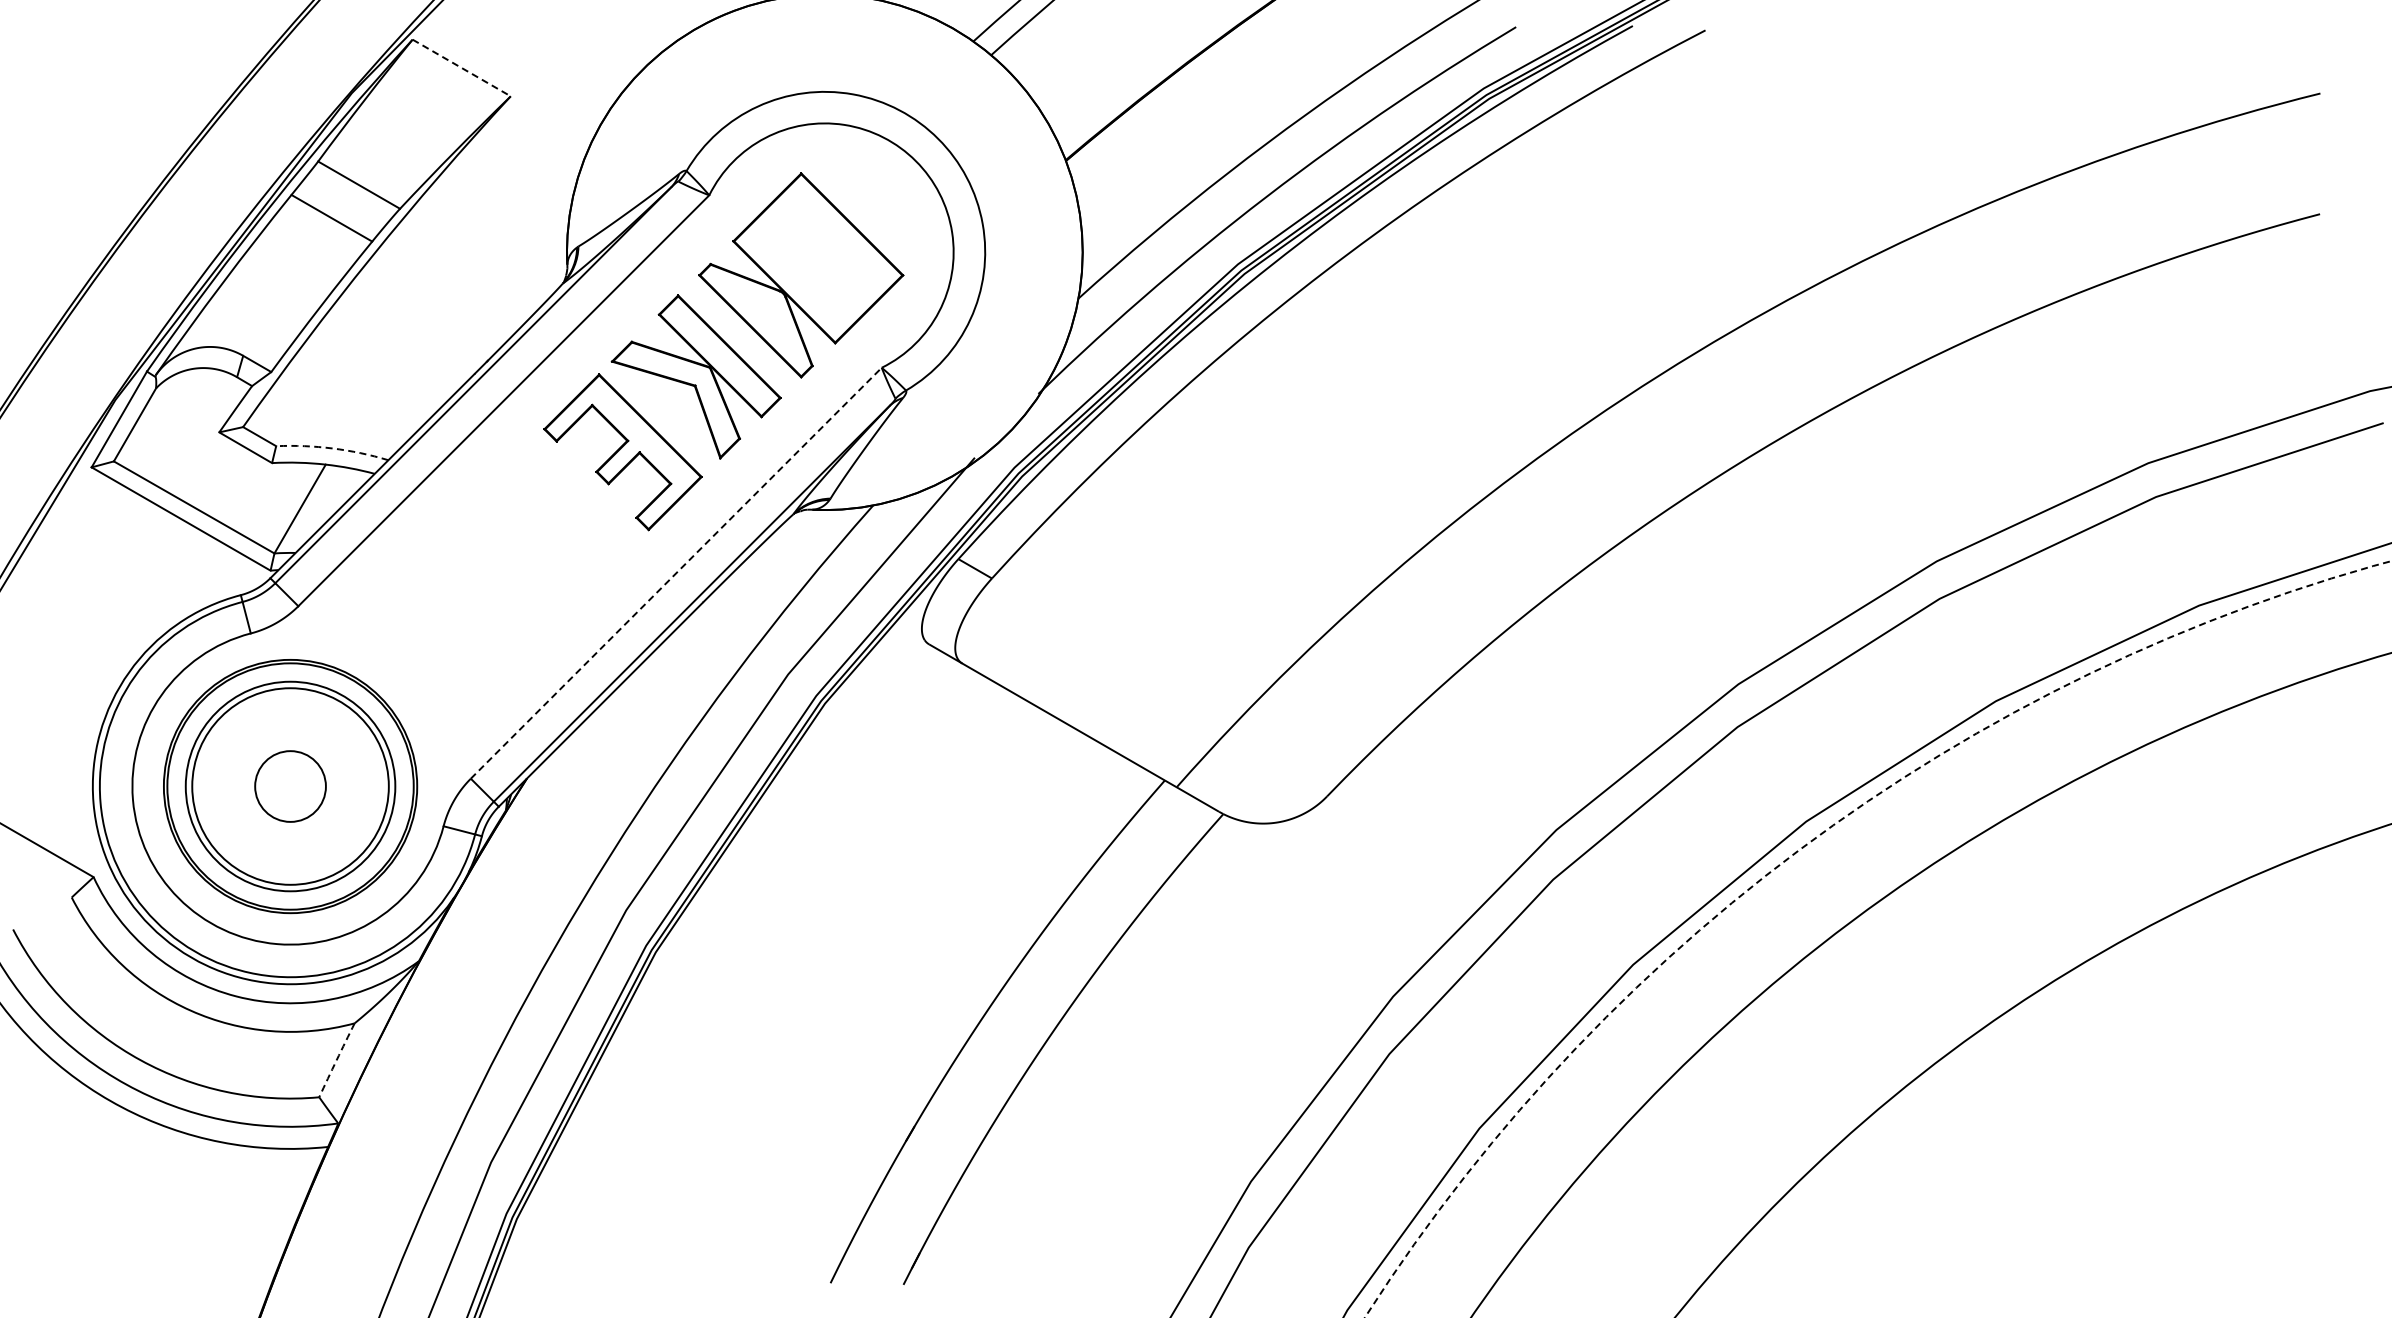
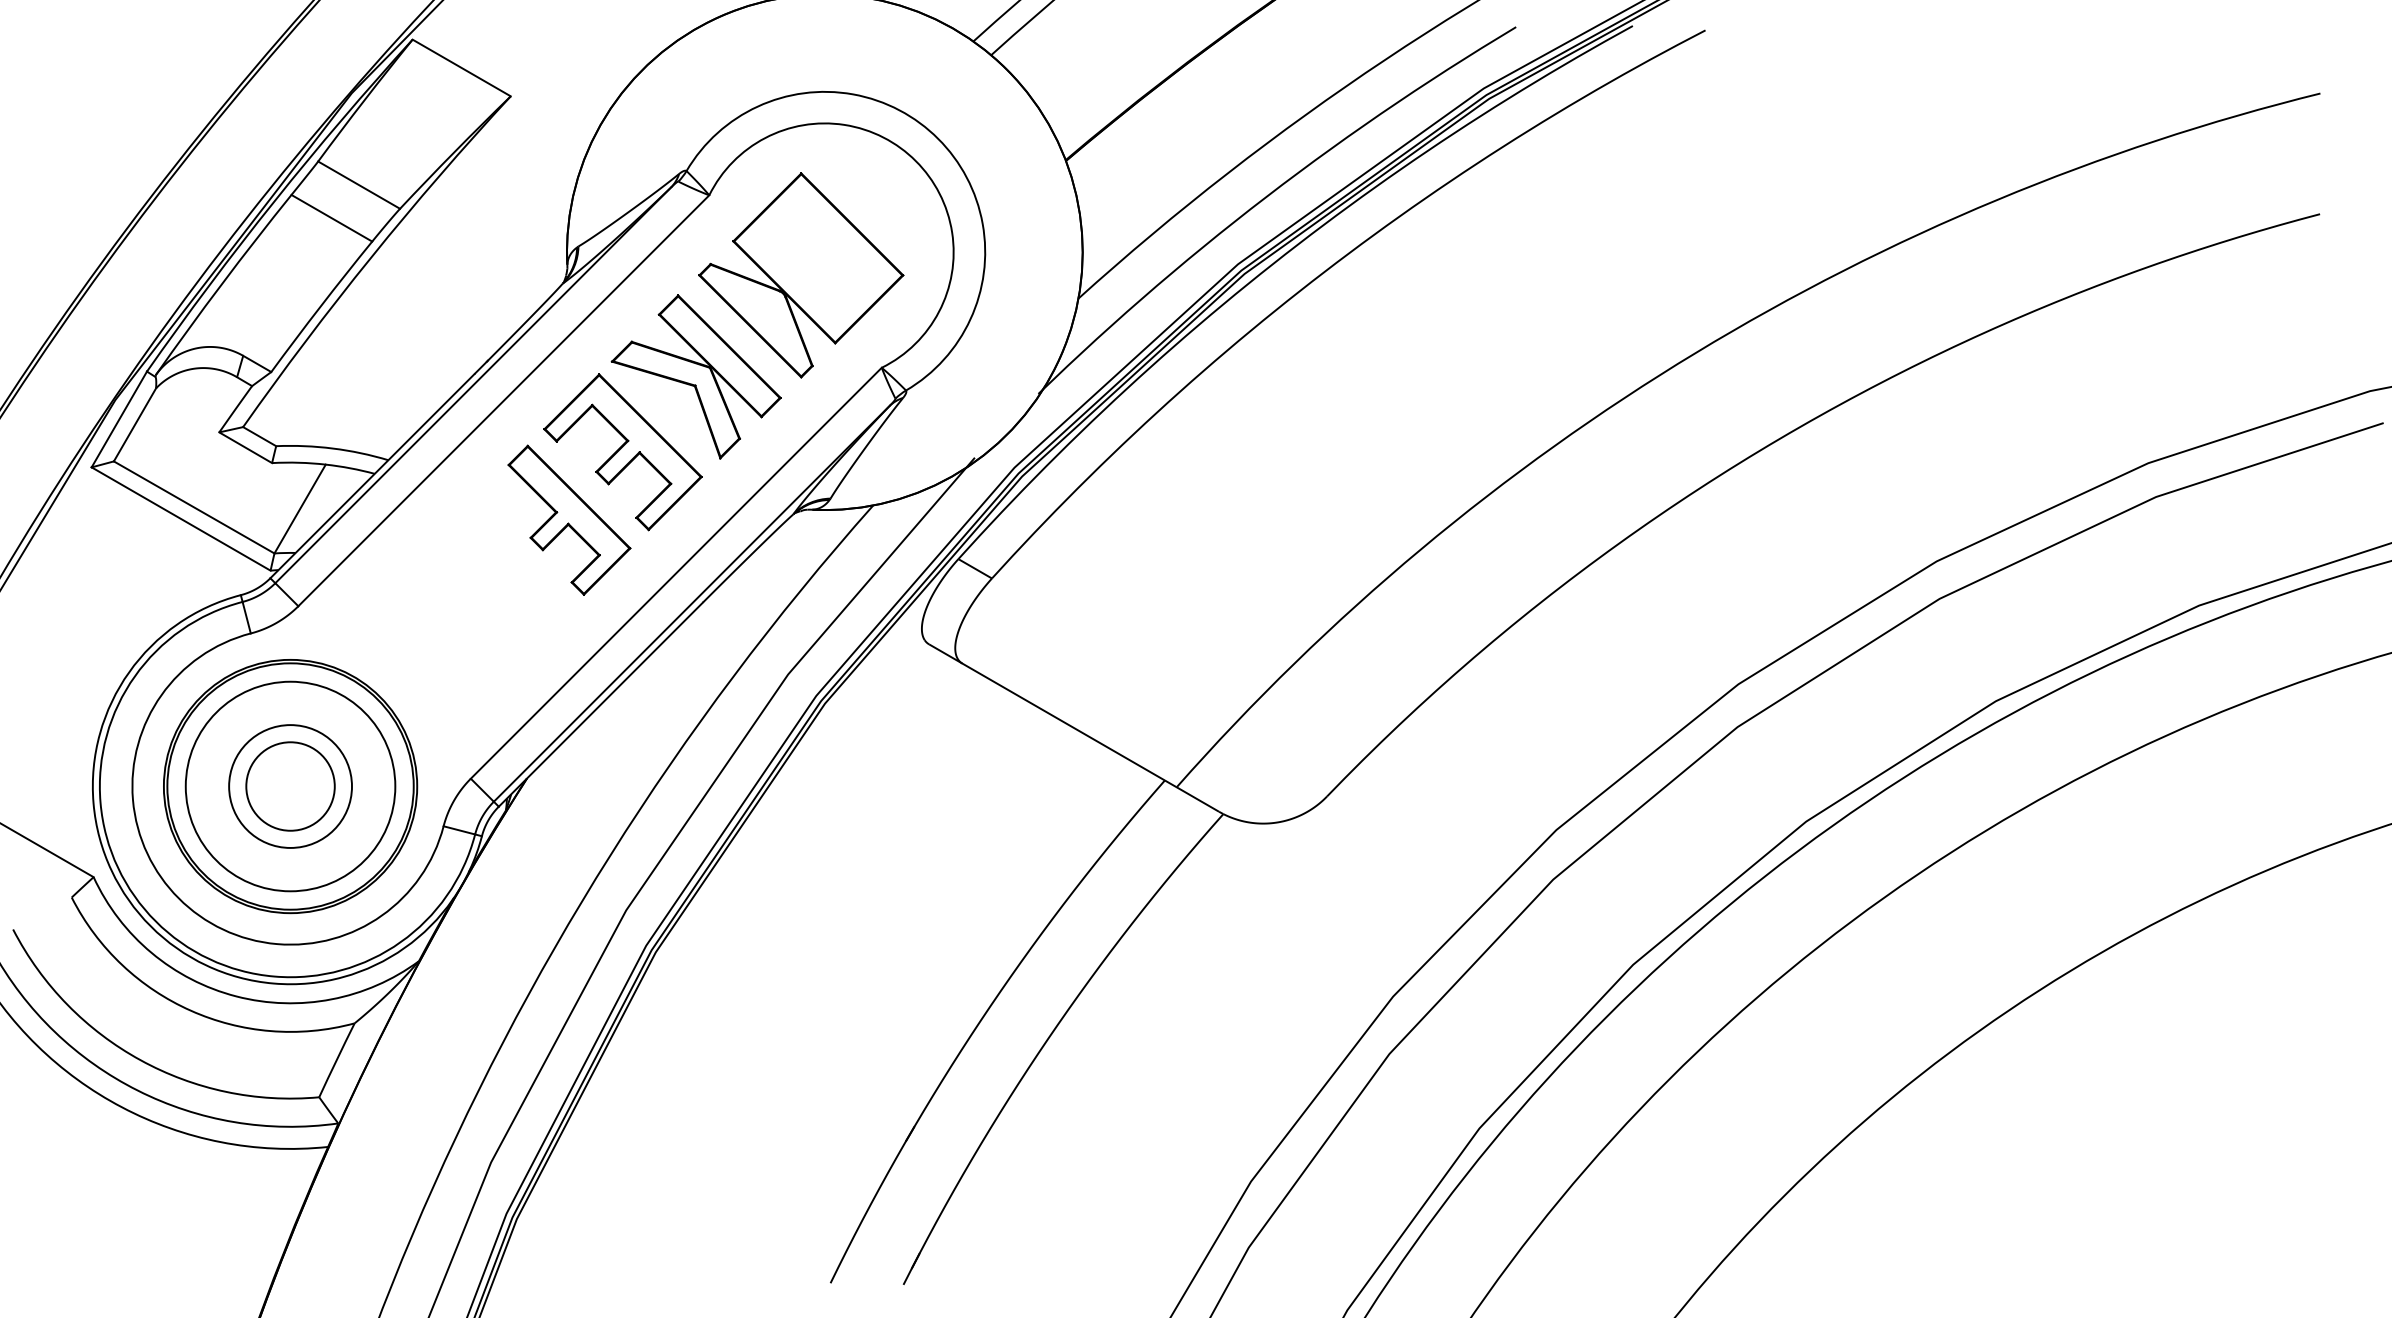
line: dashed -> solid (461, 67)
arc: dashed -> solid (332, 448)
part: none -> present (569, 519)
line: dashed -> solid (676, 573)
circle diameter: 197 px -> 123 px (290, 786)
circle diameter: 71 px -> 88 px (290, 786)
circle: dashed -> solid (1878, 939)
arc: dashed -> solid (336, 1060)
